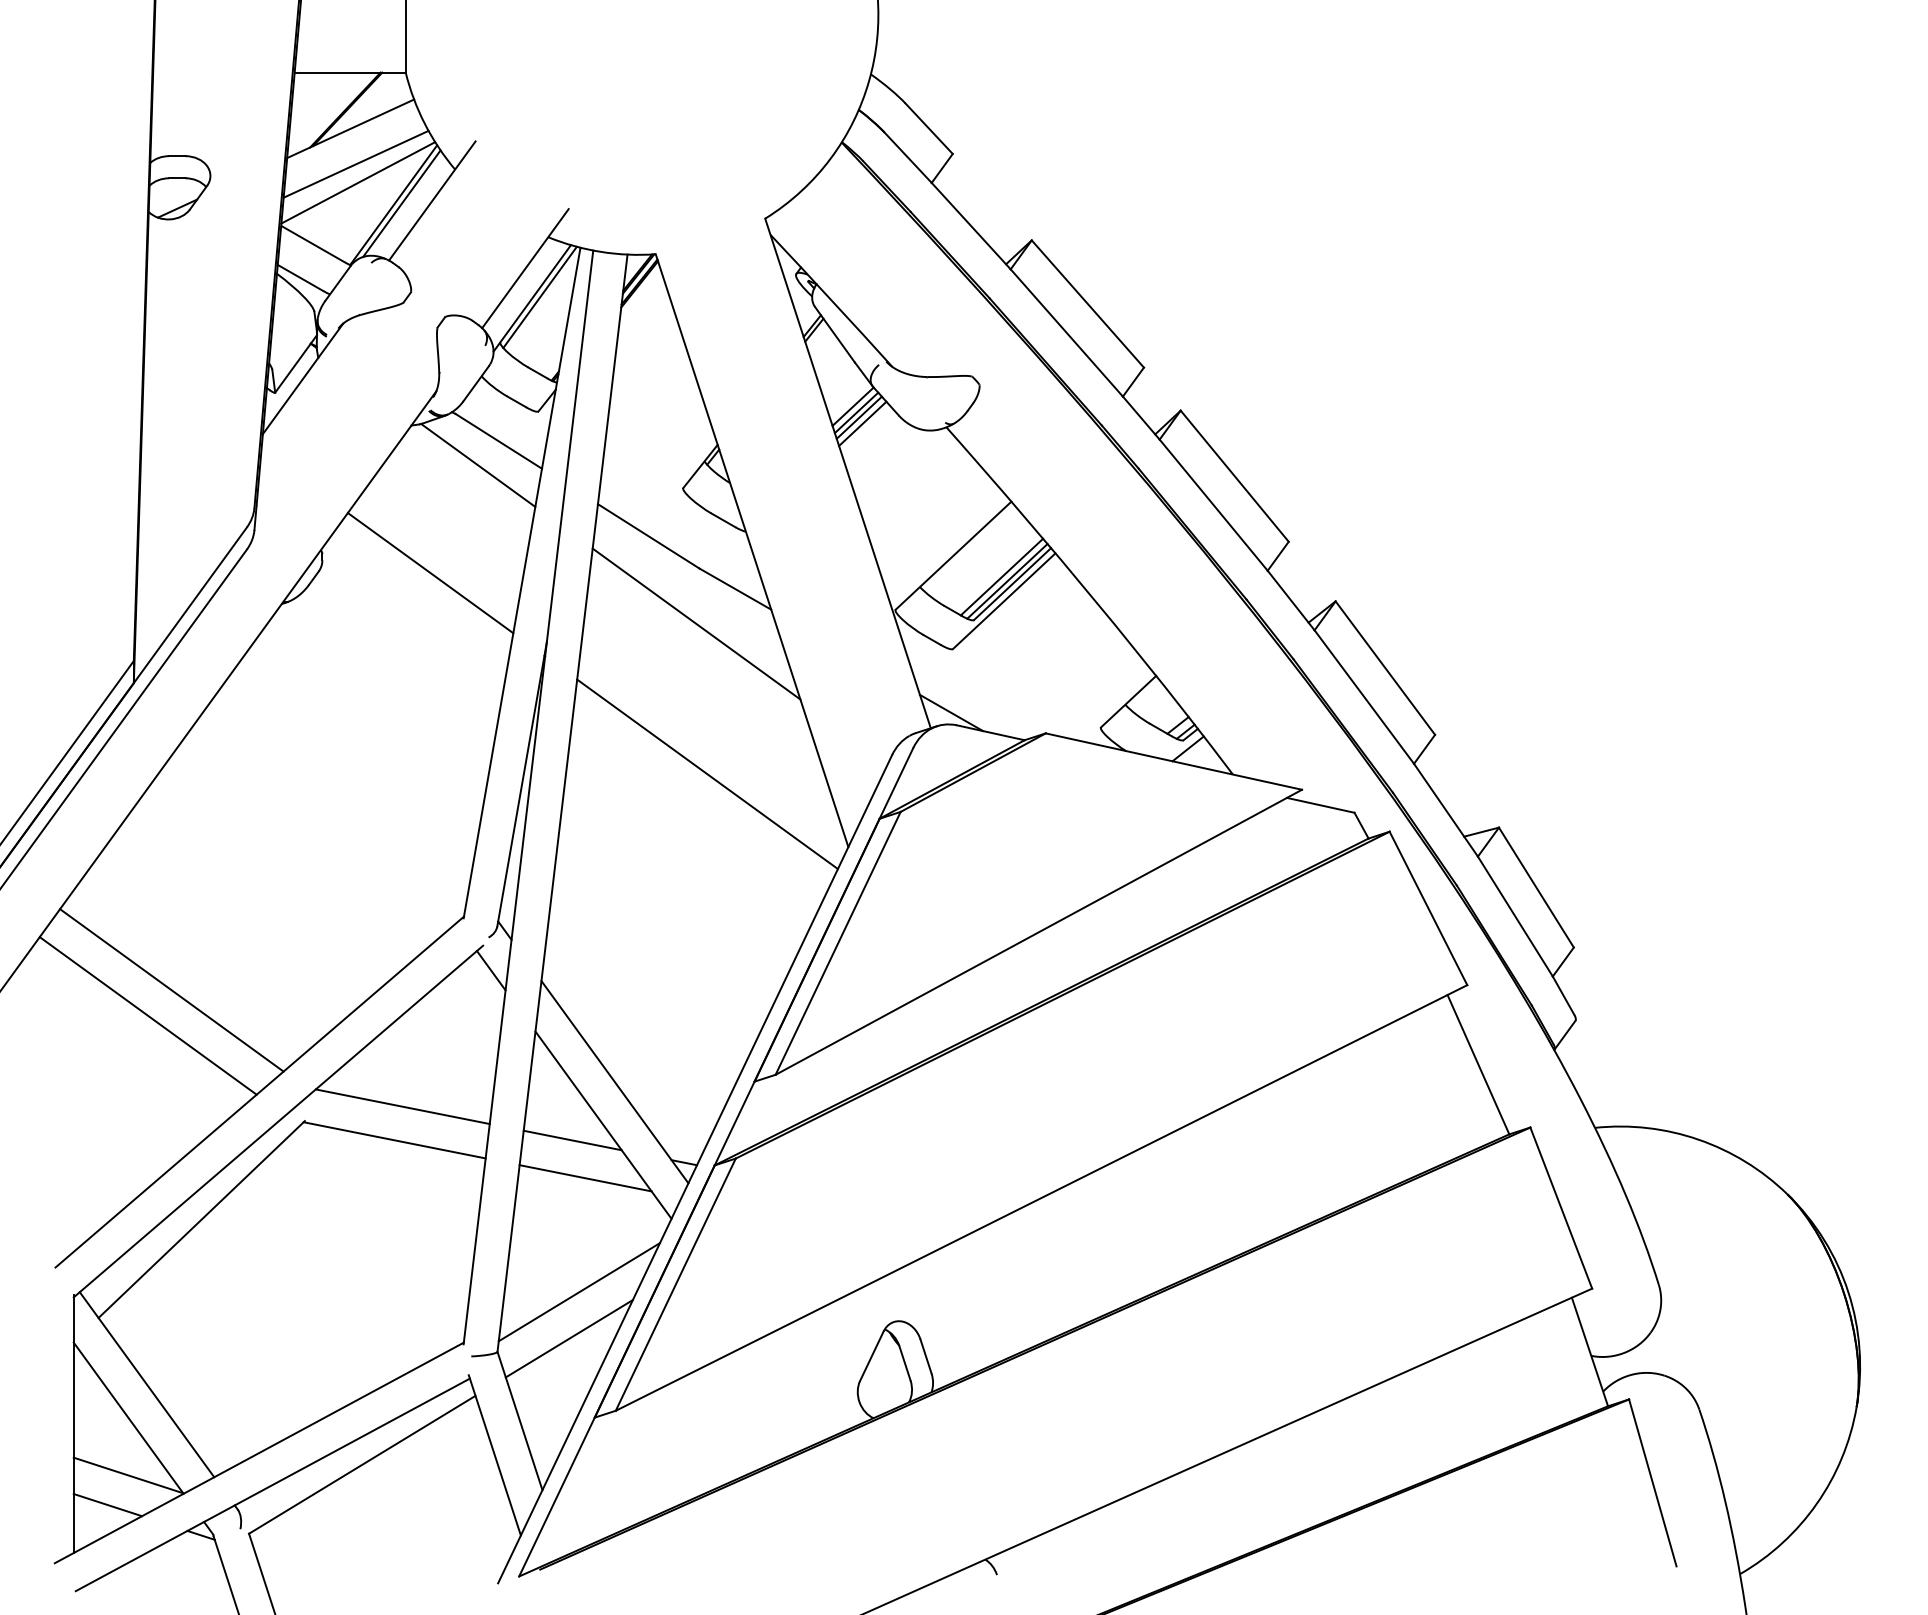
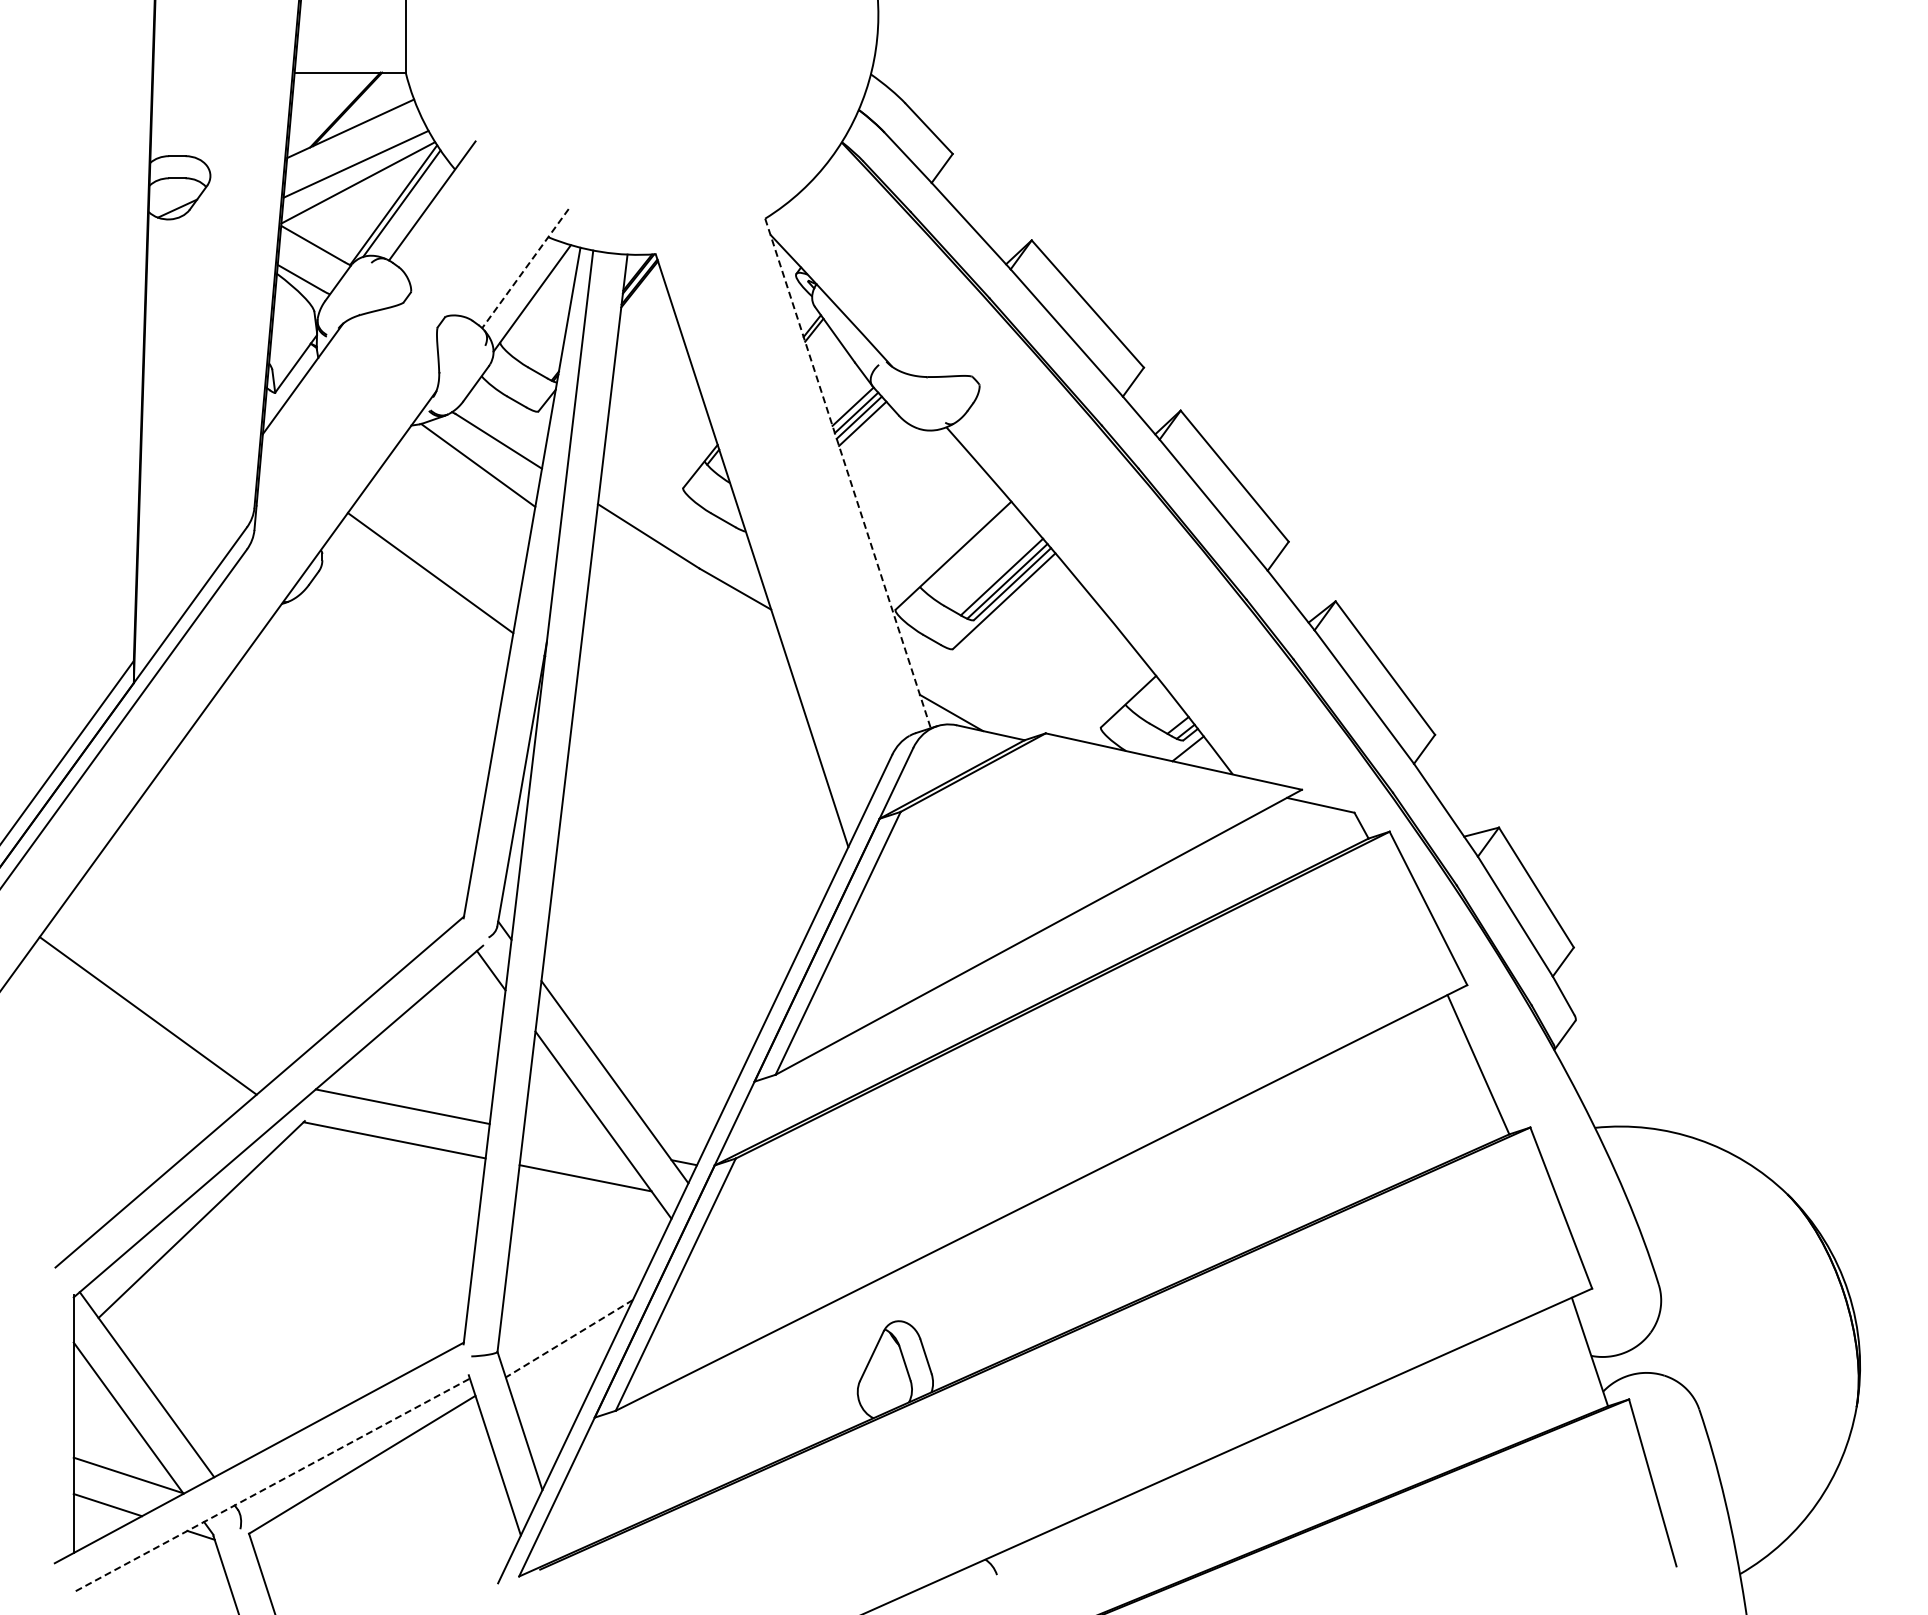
line: solid -> dashed (525, 268)
line: present -> none (539, 297)
line: solid -> dashed (848, 473)
line: present -> none (696, 623)
line: present -> none (707, 774)
line: present -> none (171, 990)
line: present -> none (572, 1140)
line: present -> none (578, 1292)
line: solid -> dashed (568, 1338)
line: solid -> dashed (272, 1484)
